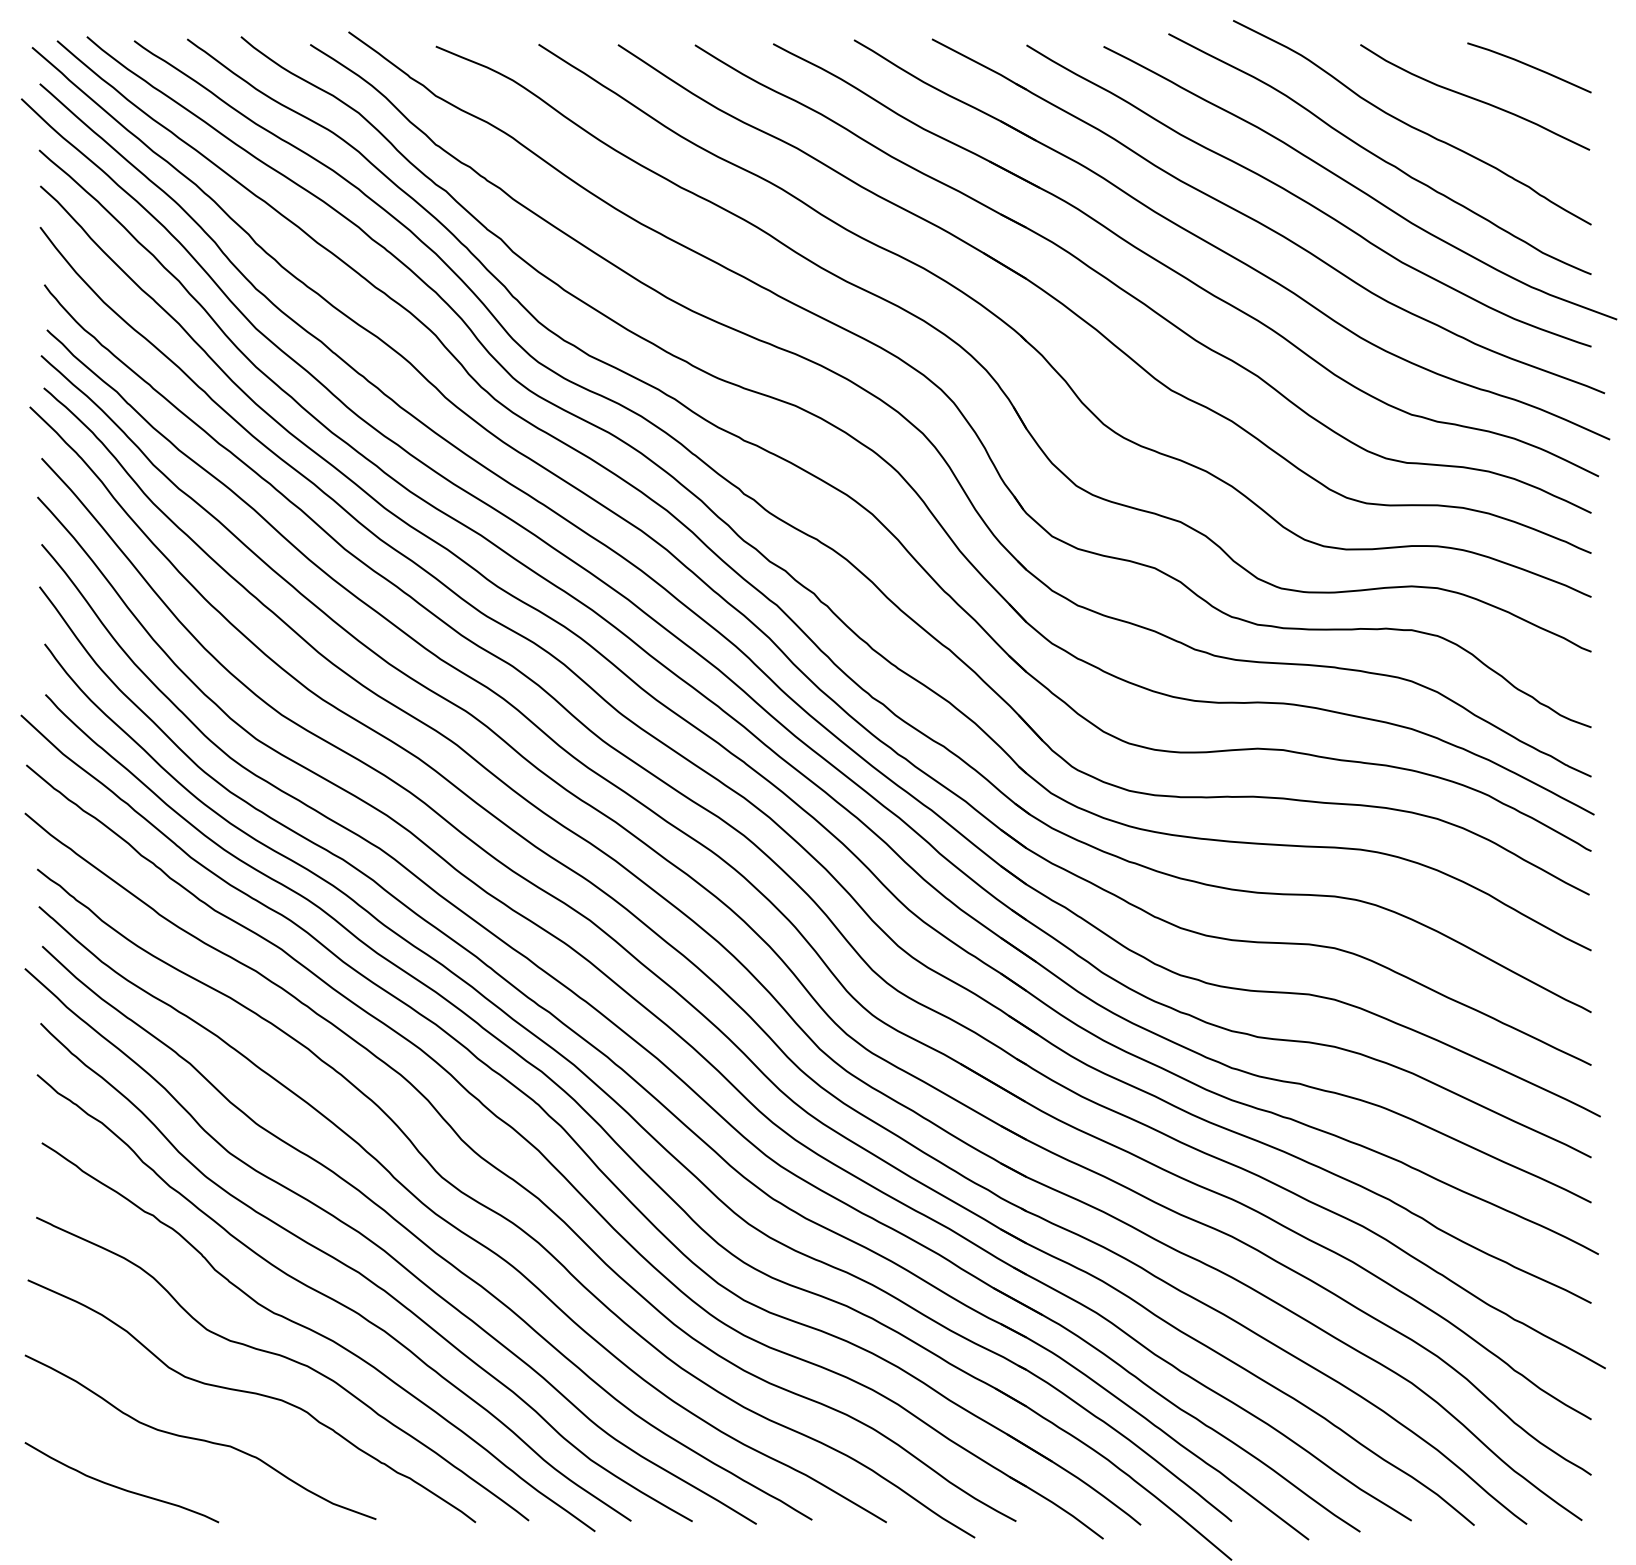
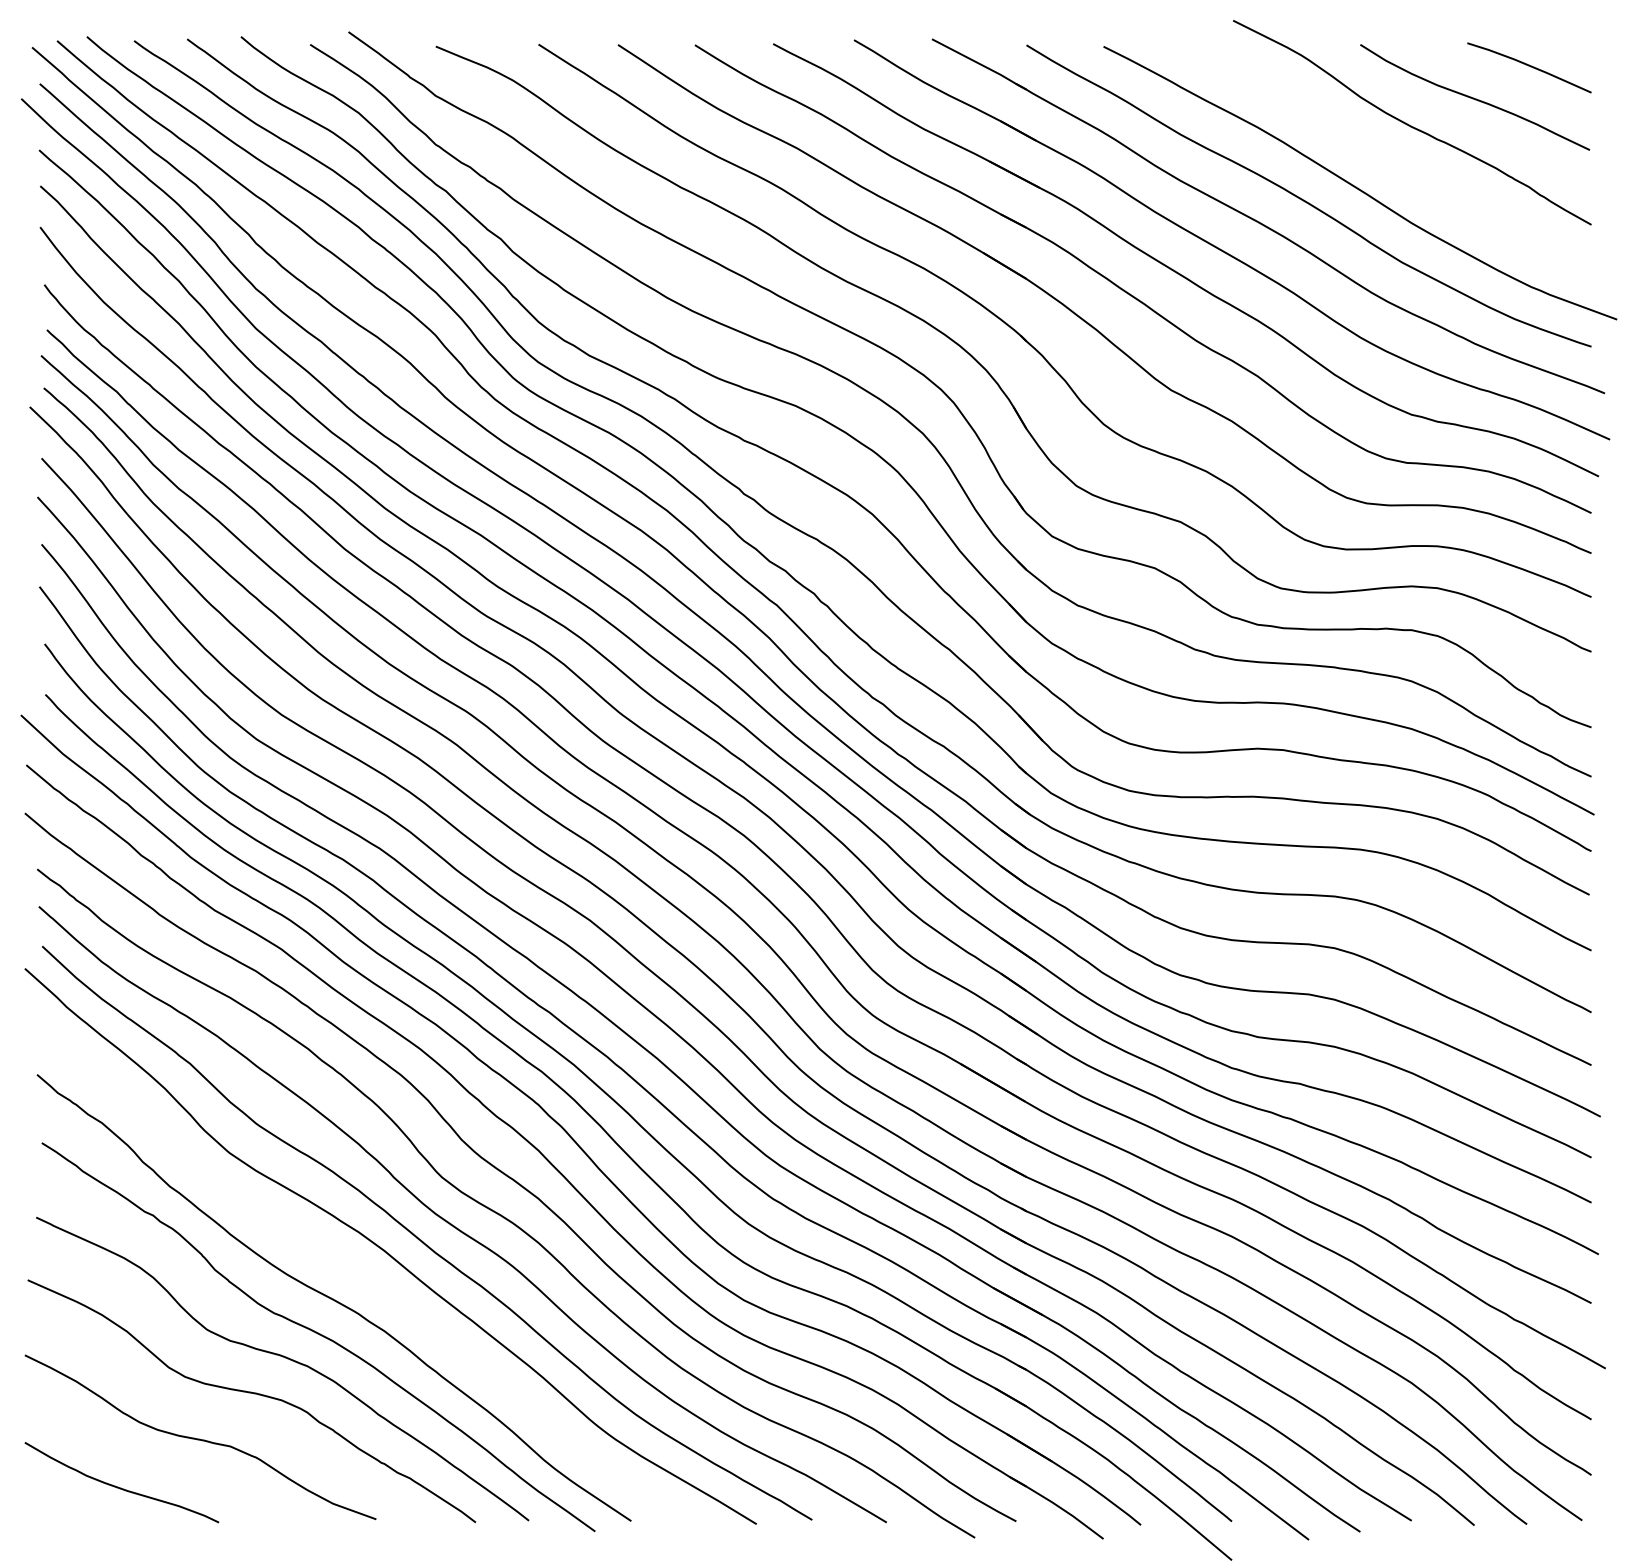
curve: present -> none (1377, 155)
curve: present -> none (363, 1274)
